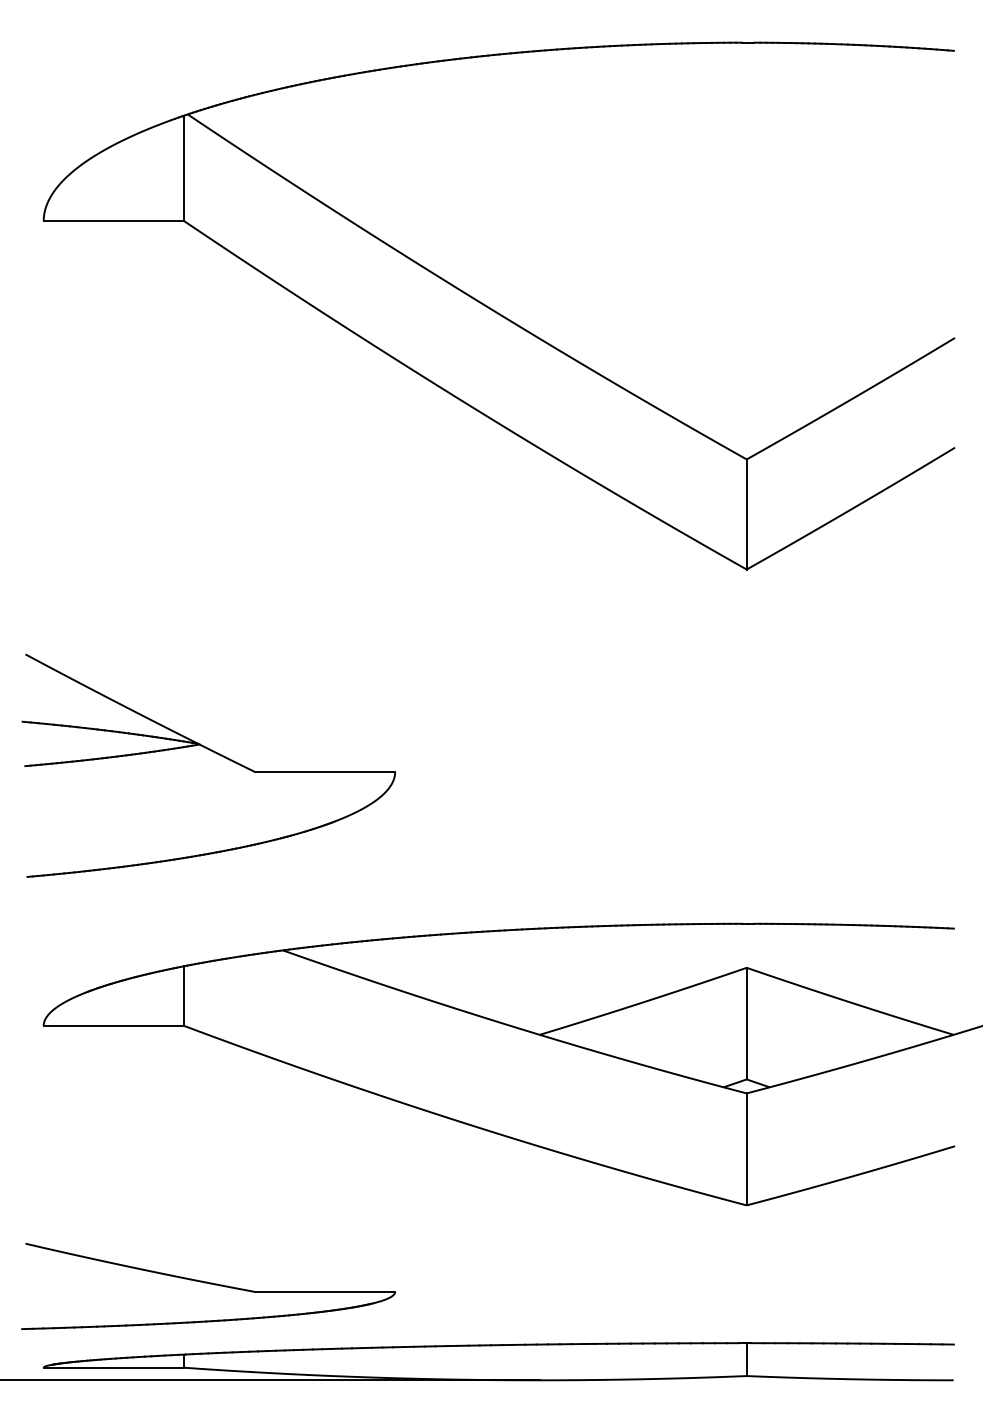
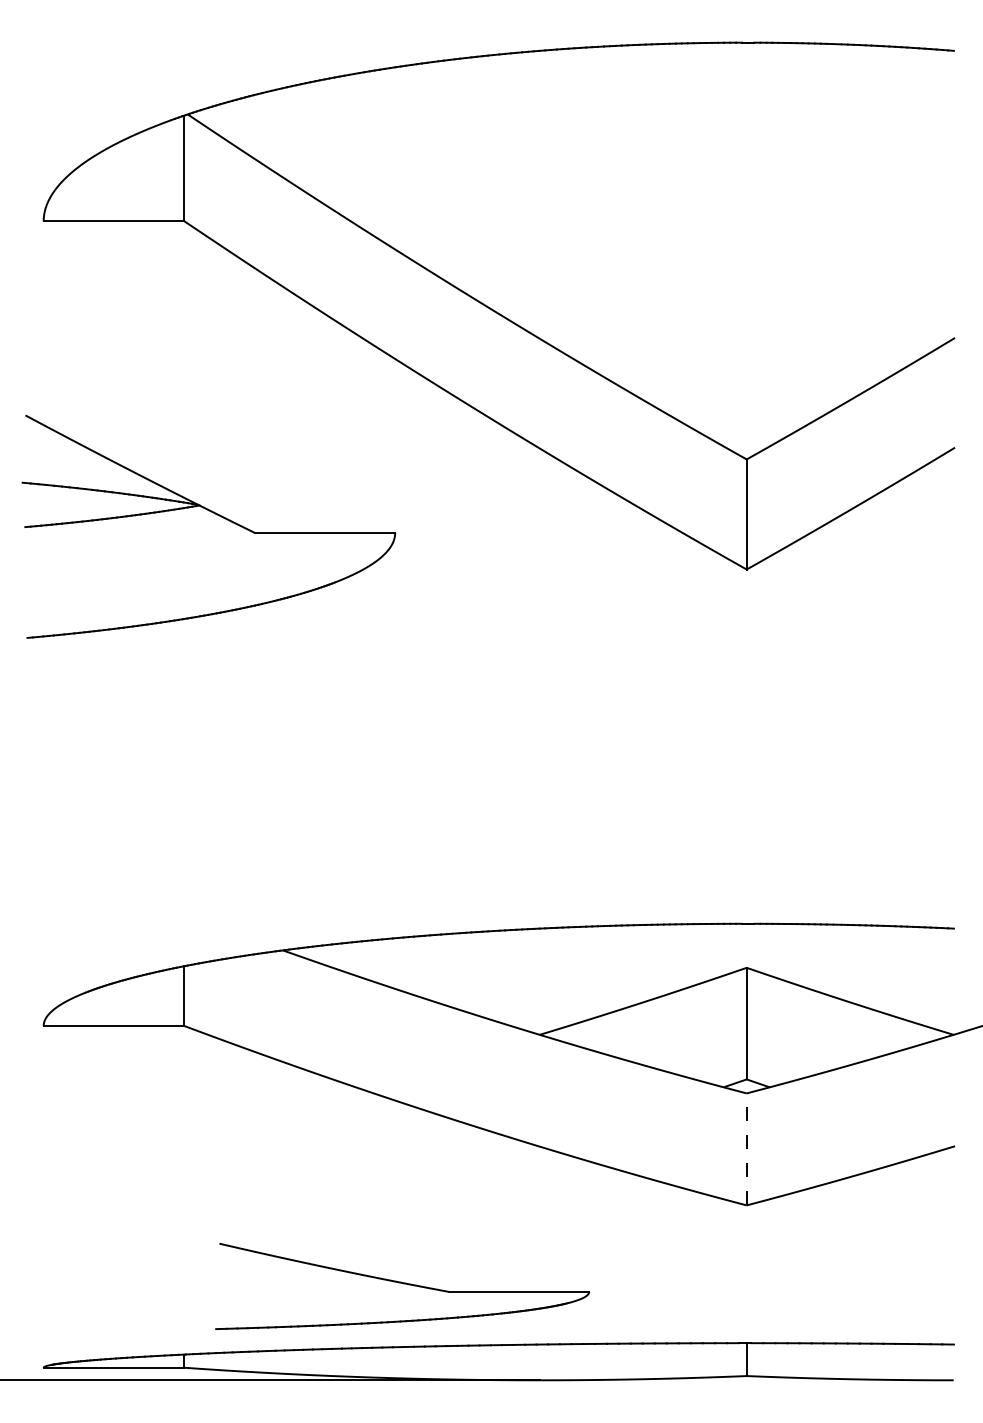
part position: (215, 753) -> (215, 514) (215, 514)
line: solid -> dashed (746, 1149)
part position: (208, 1286) -> (402, 1286) (402, 1286)
